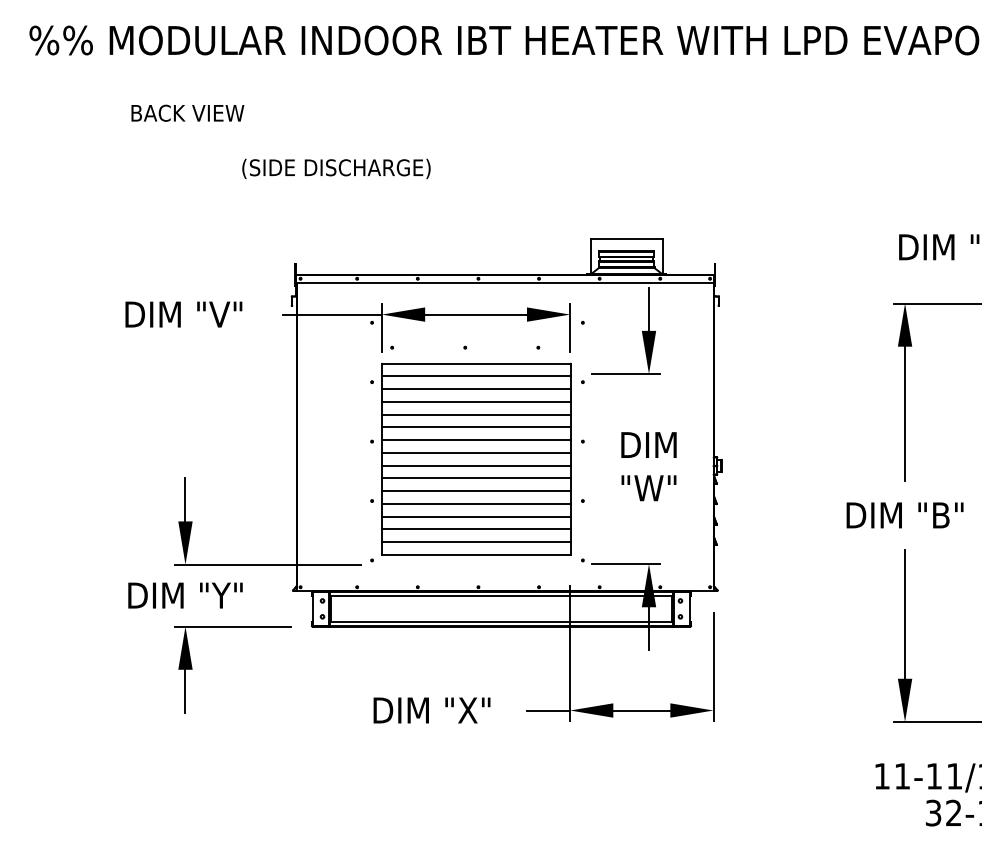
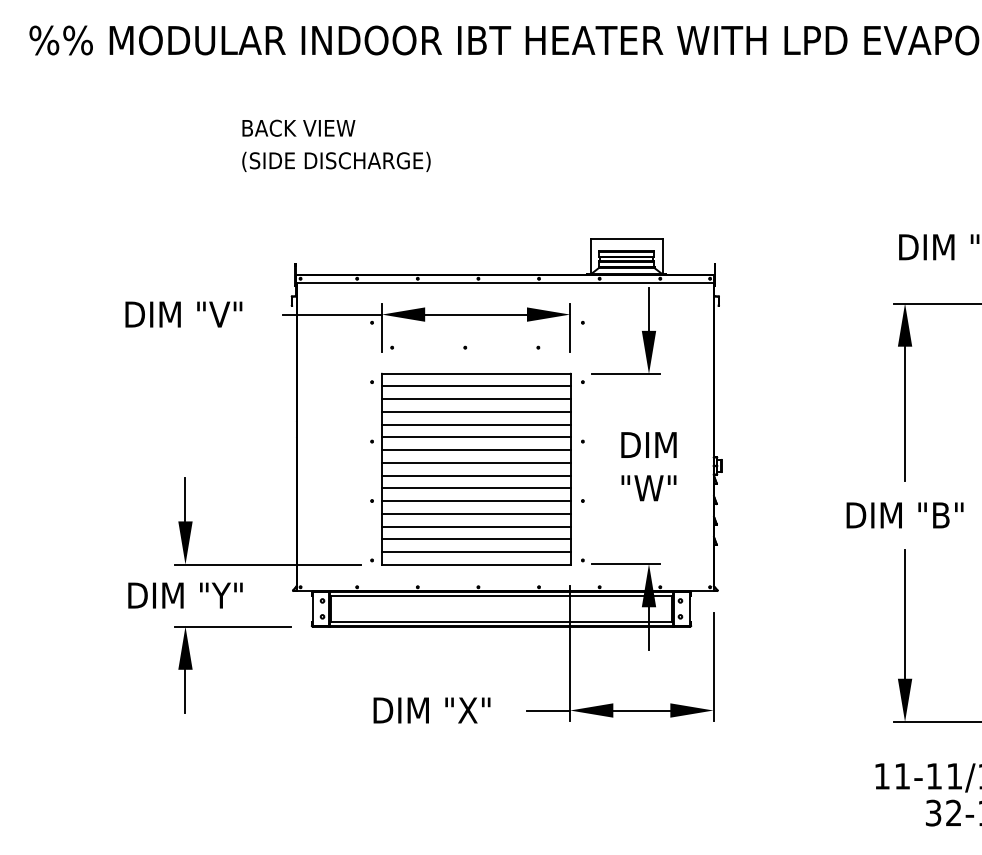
text position: (187, 112) -> (298, 127) (298, 127)
text position: (336, 168) -> (336, 161) (336, 161)
part position: (476, 458) -> (476, 468) (476, 468)
